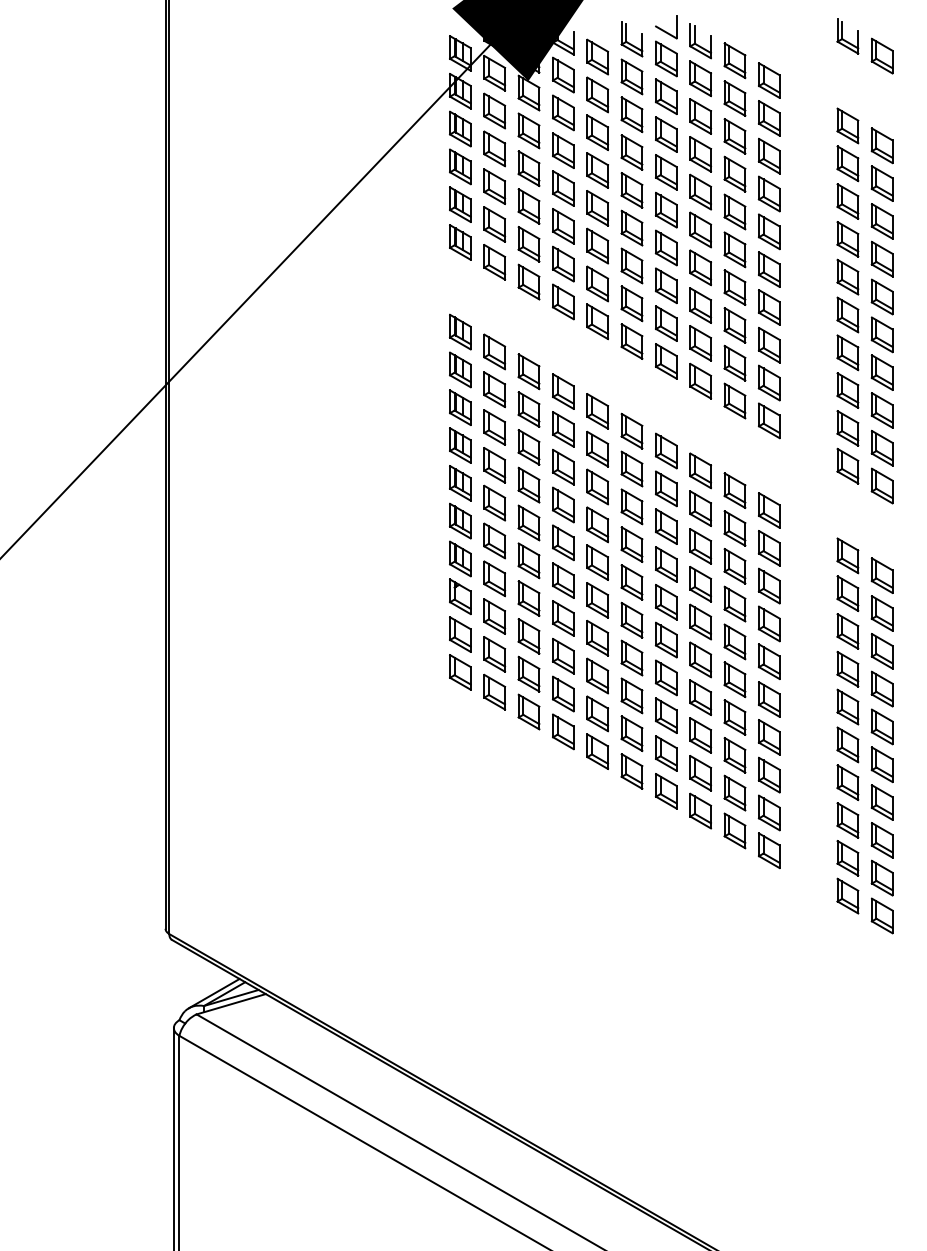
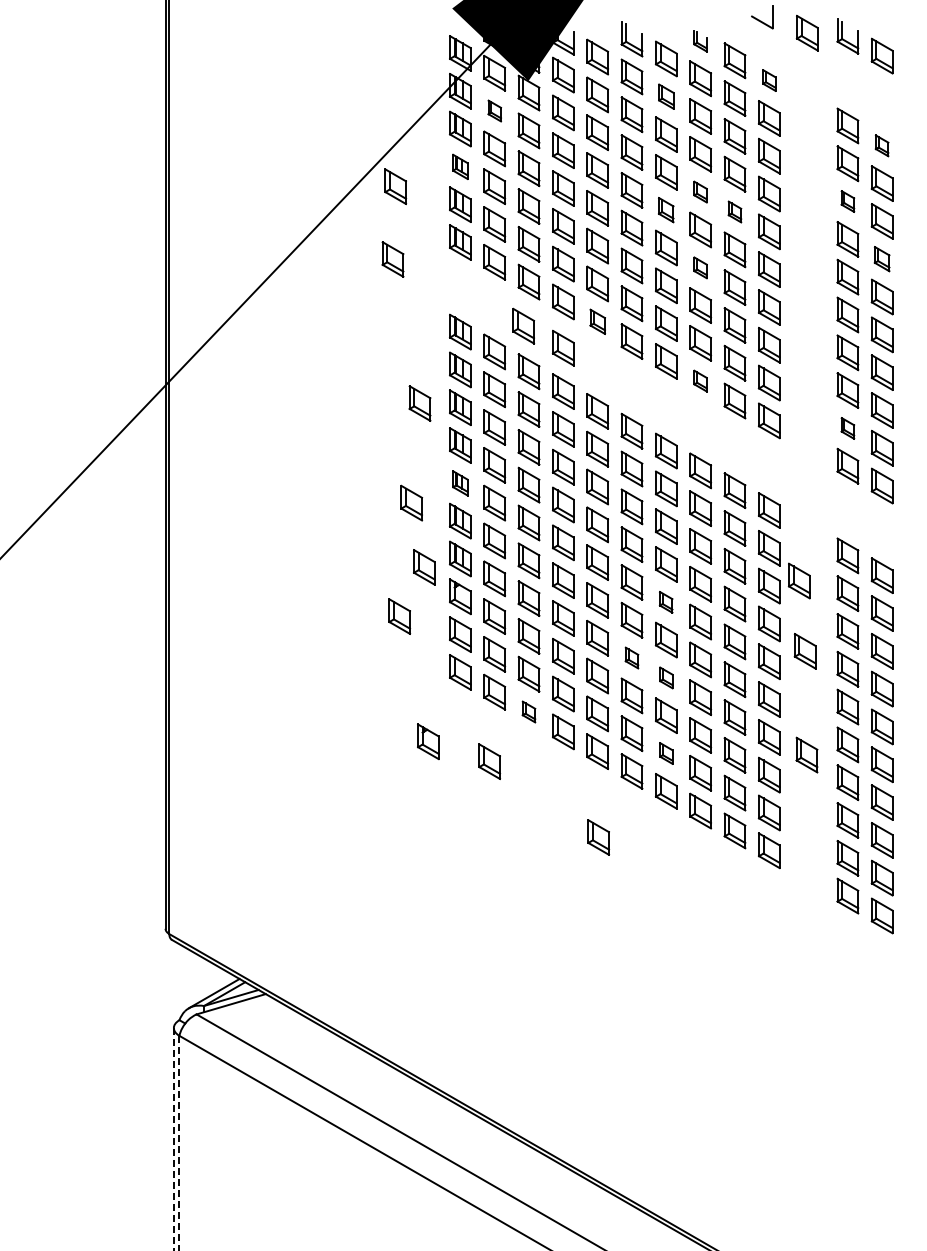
part position: (666, 27) -> (762, 17) (762, 17)
part: none -> present (806, 32)
part size: 23x37 px -> 15x23 px (700, 41)
part size: 23x37 px -> 15x23 px (769, 80)
part size: 23x37 px -> 17x27 px (666, 96)
part size: 24x38 px -> 16x24 px (494, 110)
part size: 24x38 px -> 16x24 px (881, 145)
part size: 23x38 px -> 17x27 px (460, 166)
part: none -> present (395, 186)
part size: 23x38 px -> 15x24 px (700, 191)
part size: 24x37 px -> 16x23 px (847, 201)
part size: 24x38 px -> 17x27 px (666, 210)
part size: 24x38 px -> 16x24 px (734, 211)
part size: 24x38 px -> 18x27 px (881, 259)
part: none -> present (392, 259)
part size: 23x38 px -> 15x24 px (700, 267)
part size: 24x38 px -> 17x27 px (597, 321)
part: none -> present (523, 325)
part: none -> present (563, 347)
part size: 23x38 px -> 15x24 px (700, 380)
part: none -> present (419, 403)
part size: 24x37 px -> 16x23 px (847, 428)
part size: 23x37 px -> 17x27 px (460, 483)
part: none -> present (411, 502)
part: none -> present (424, 567)
part: none -> present (798, 580)
part size: 24x37 px -> 16x23 px (665, 602)
part: none -> present (399, 616)
part: none -> present (804, 651)
part size: 24x38 px -> 16x24 px (631, 657)
part size: 23x38 px -> 15x24 px (666, 677)
part size: 24x38 px -> 16x24 px (528, 711)
part: none -> present (428, 741)
part size: 23x37 px -> 15x23 px (666, 753)
part: none -> present (806, 754)
part: none -> present (489, 761)
part: none -> present (598, 837)
line: solid -> dashed (173, 1139)
line: solid -> dashed (179, 1143)
